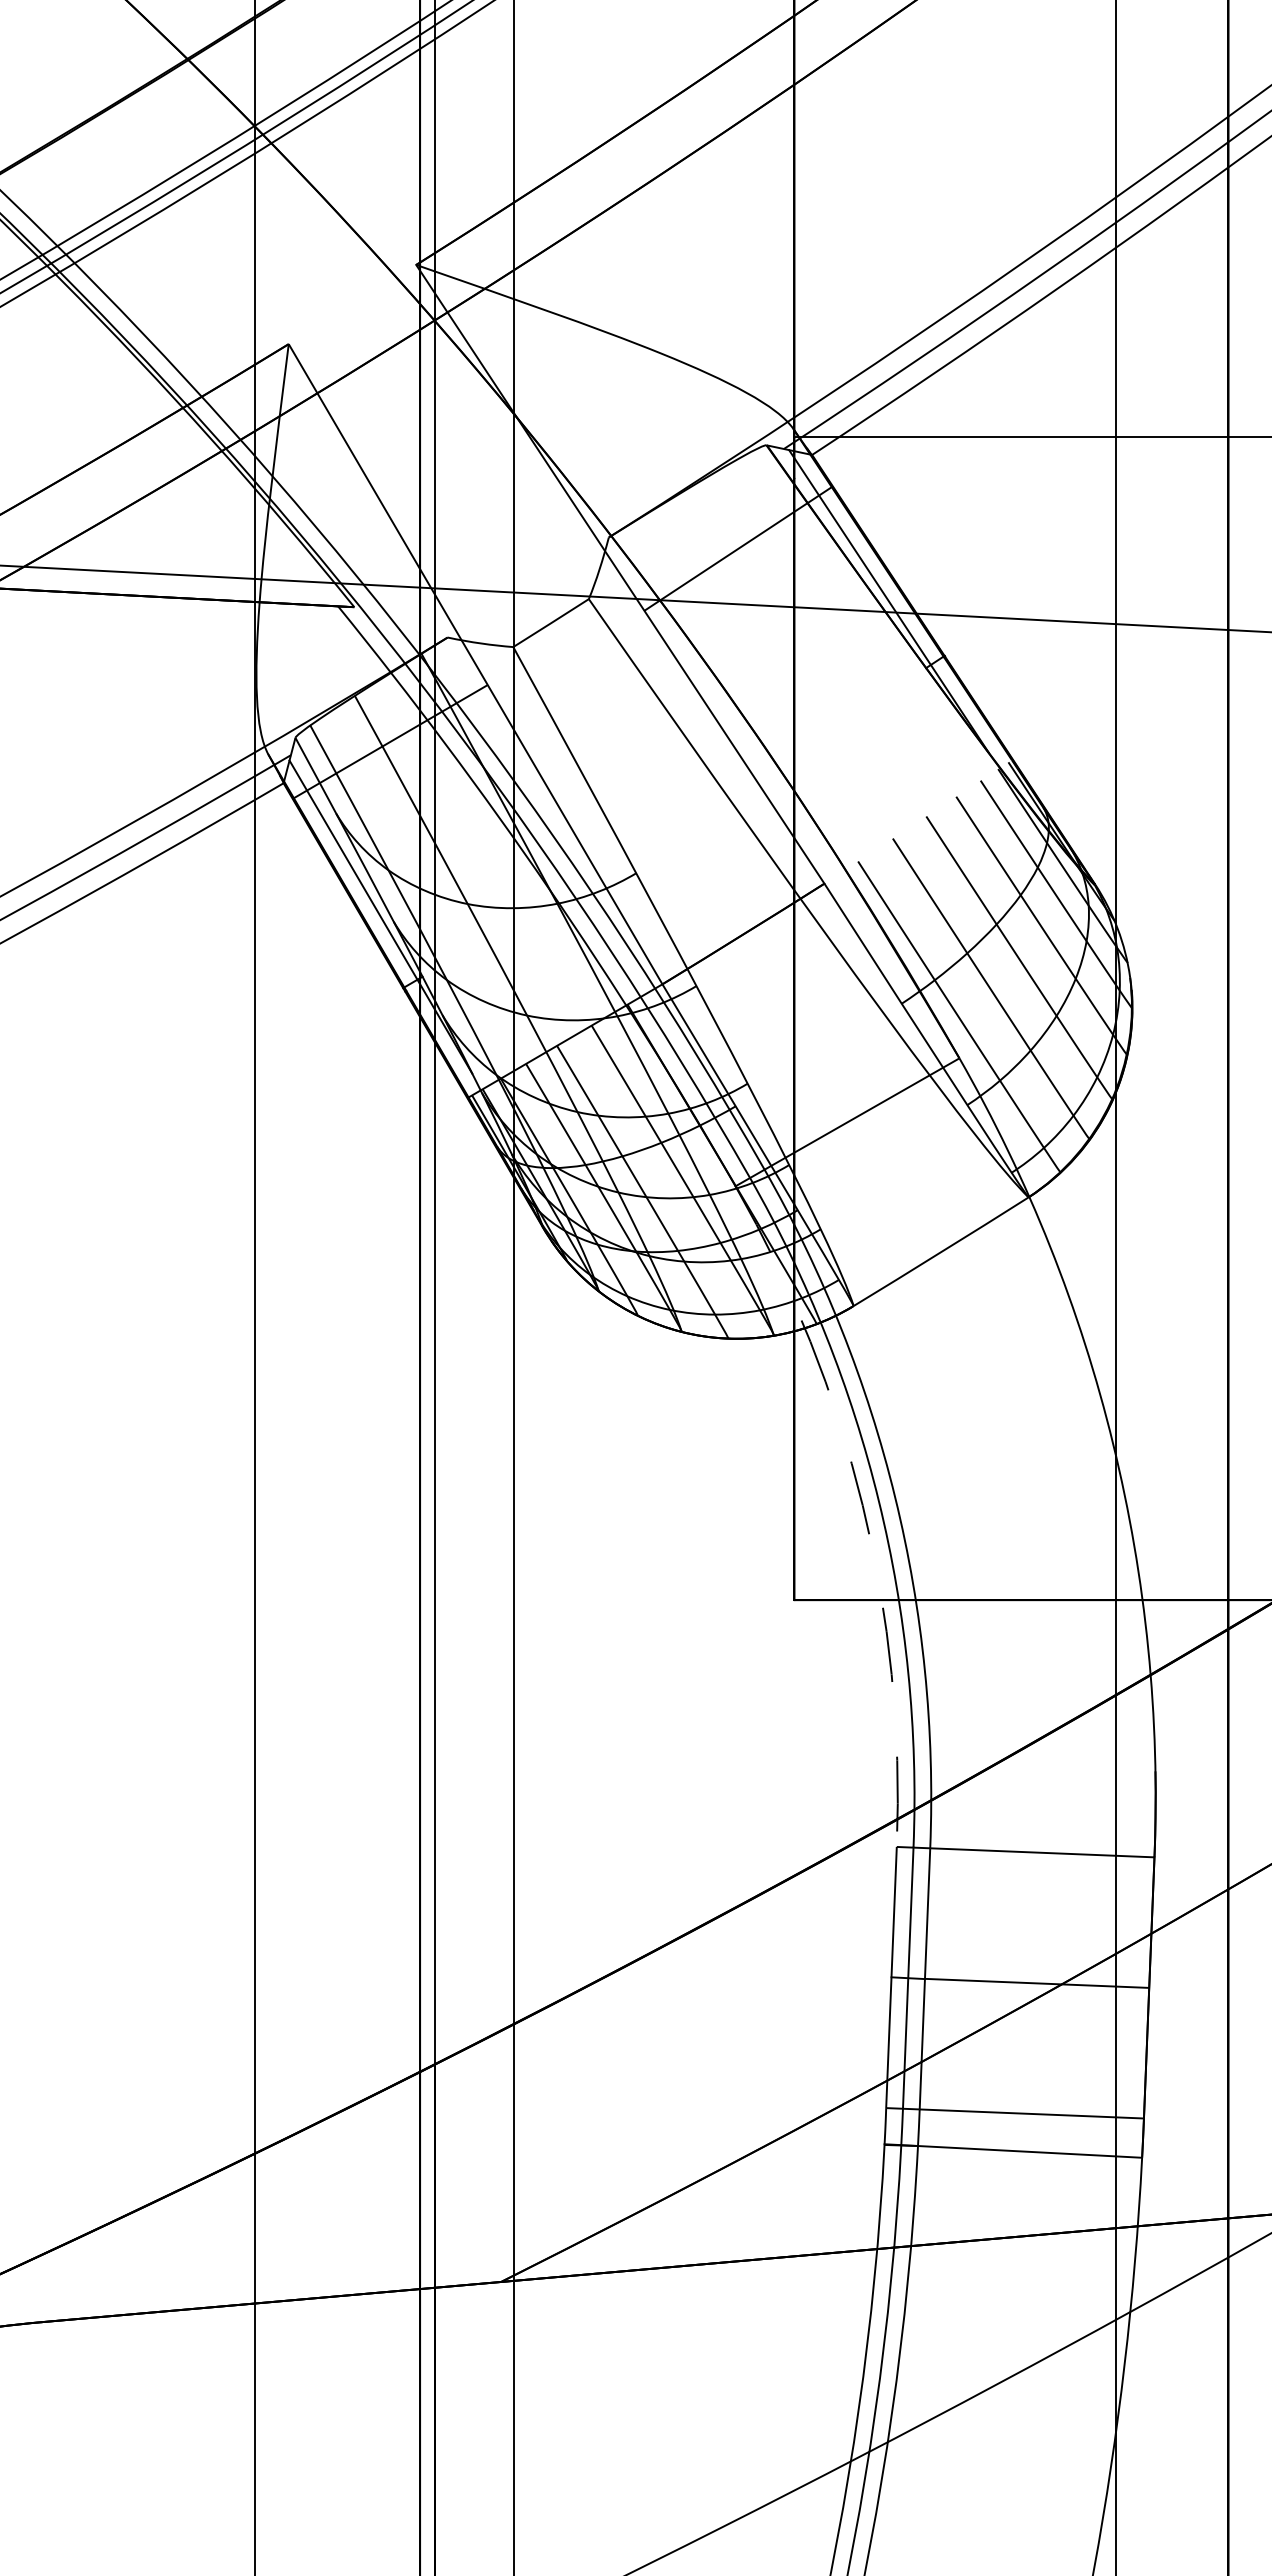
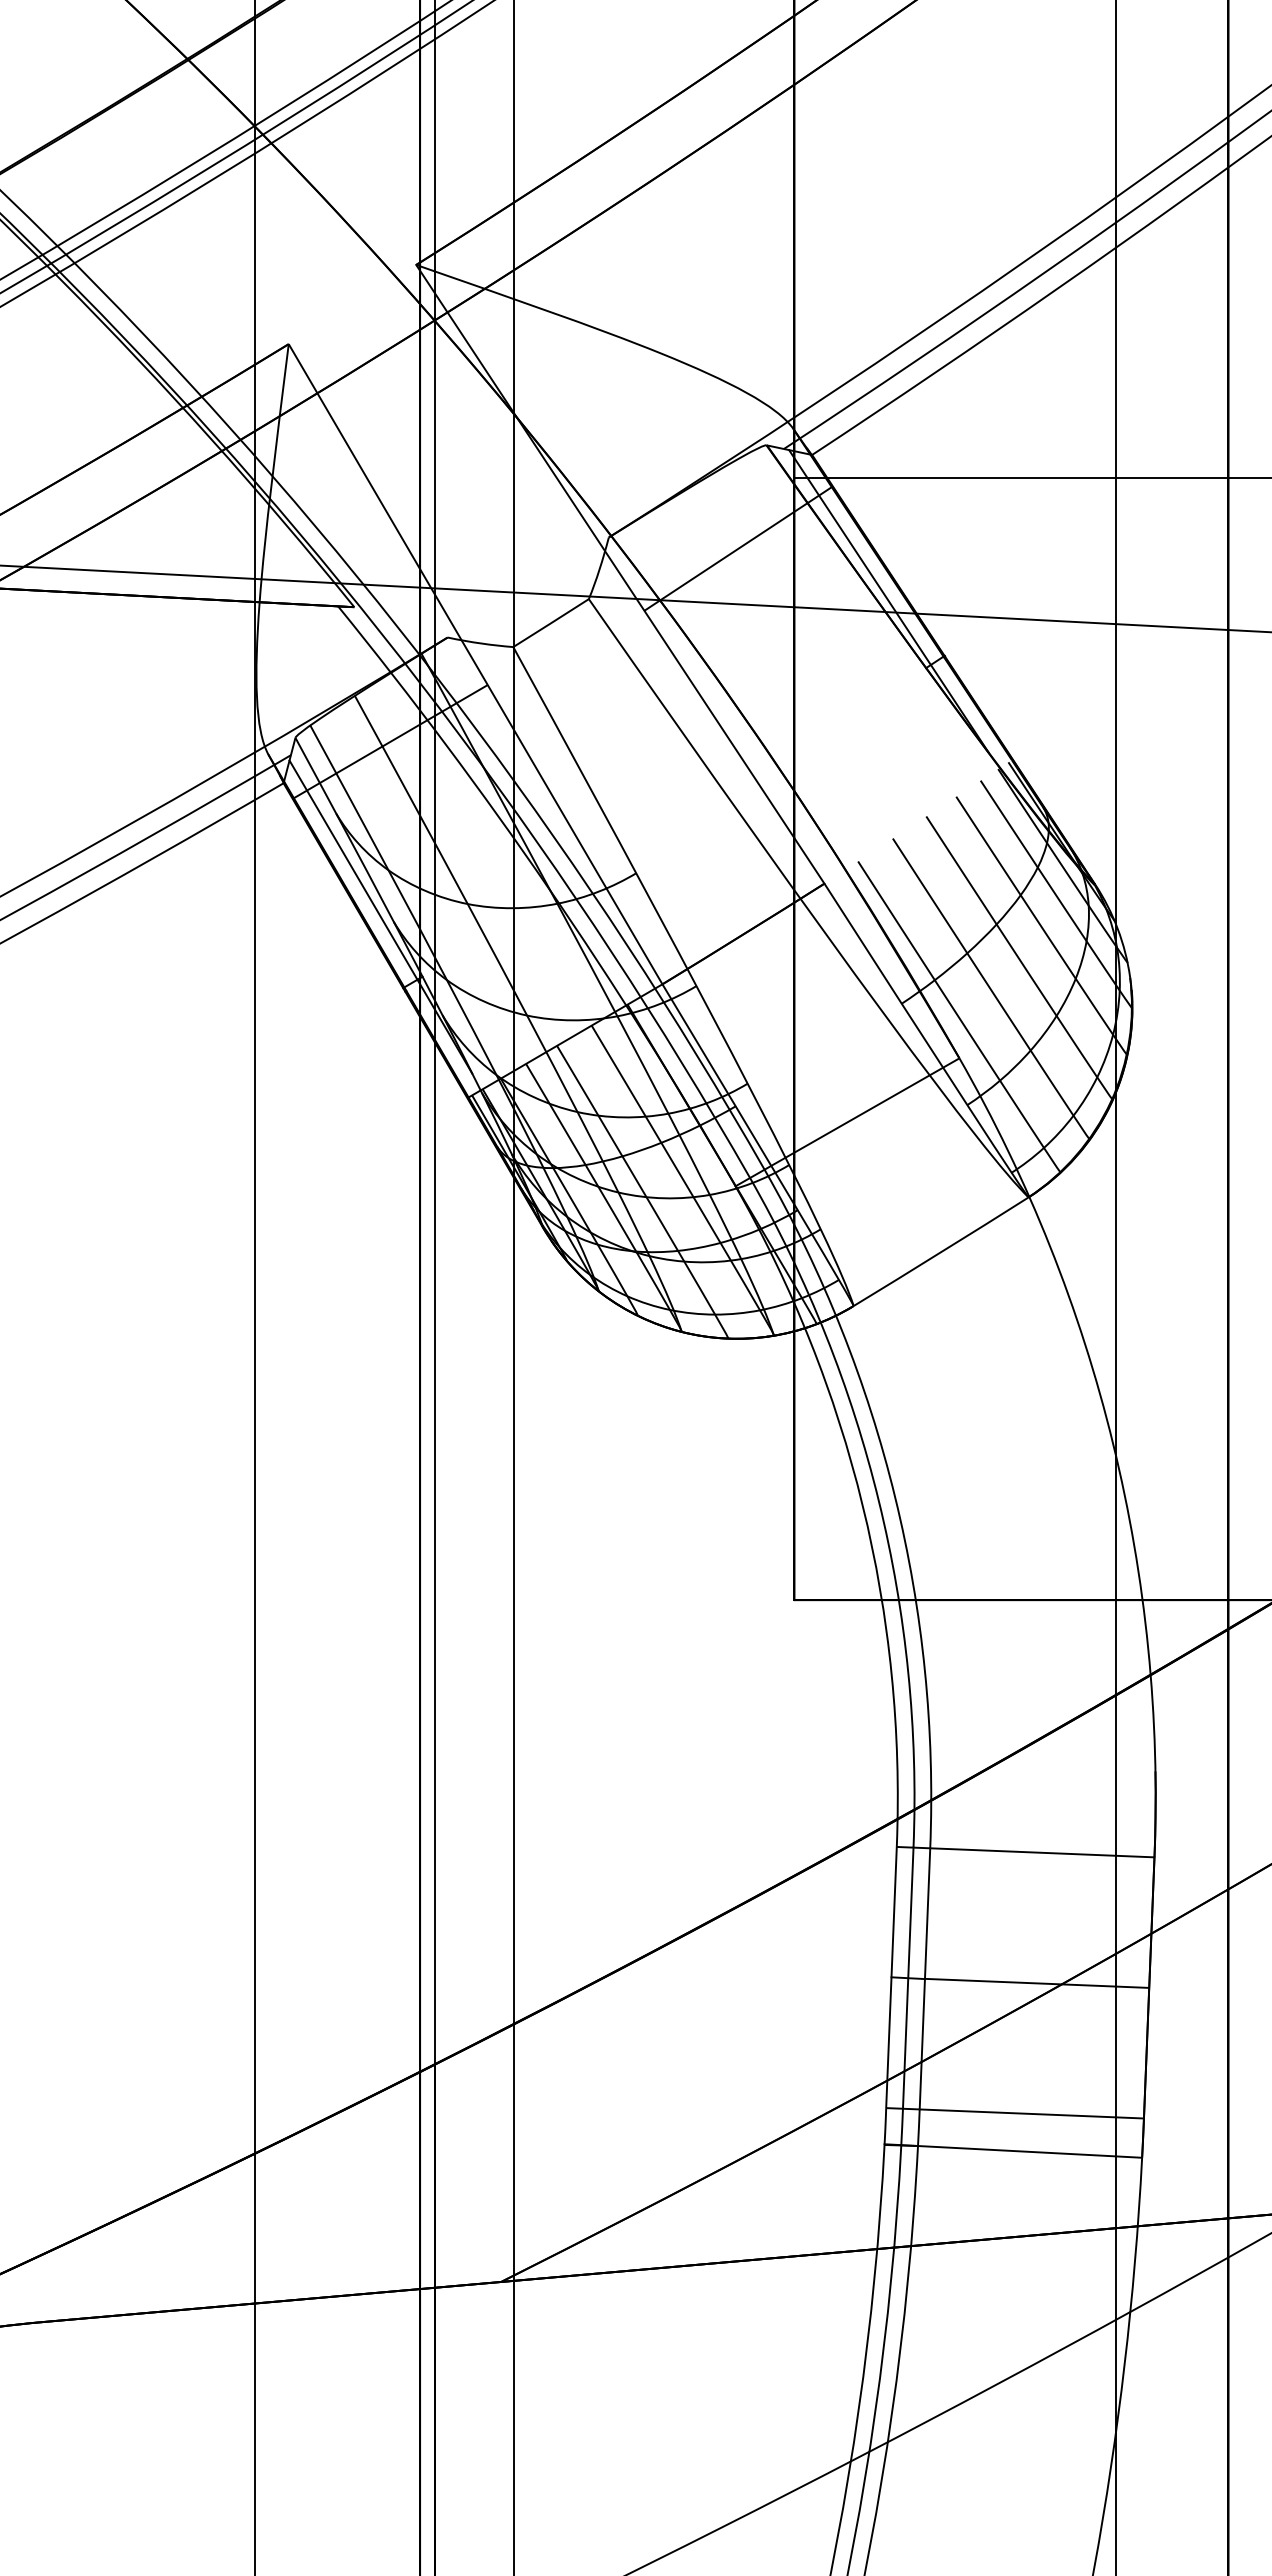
line position: (1031, 436) -> (1031, 477) (1031, 477)
arc: dashed -> solid (862, 1505)
